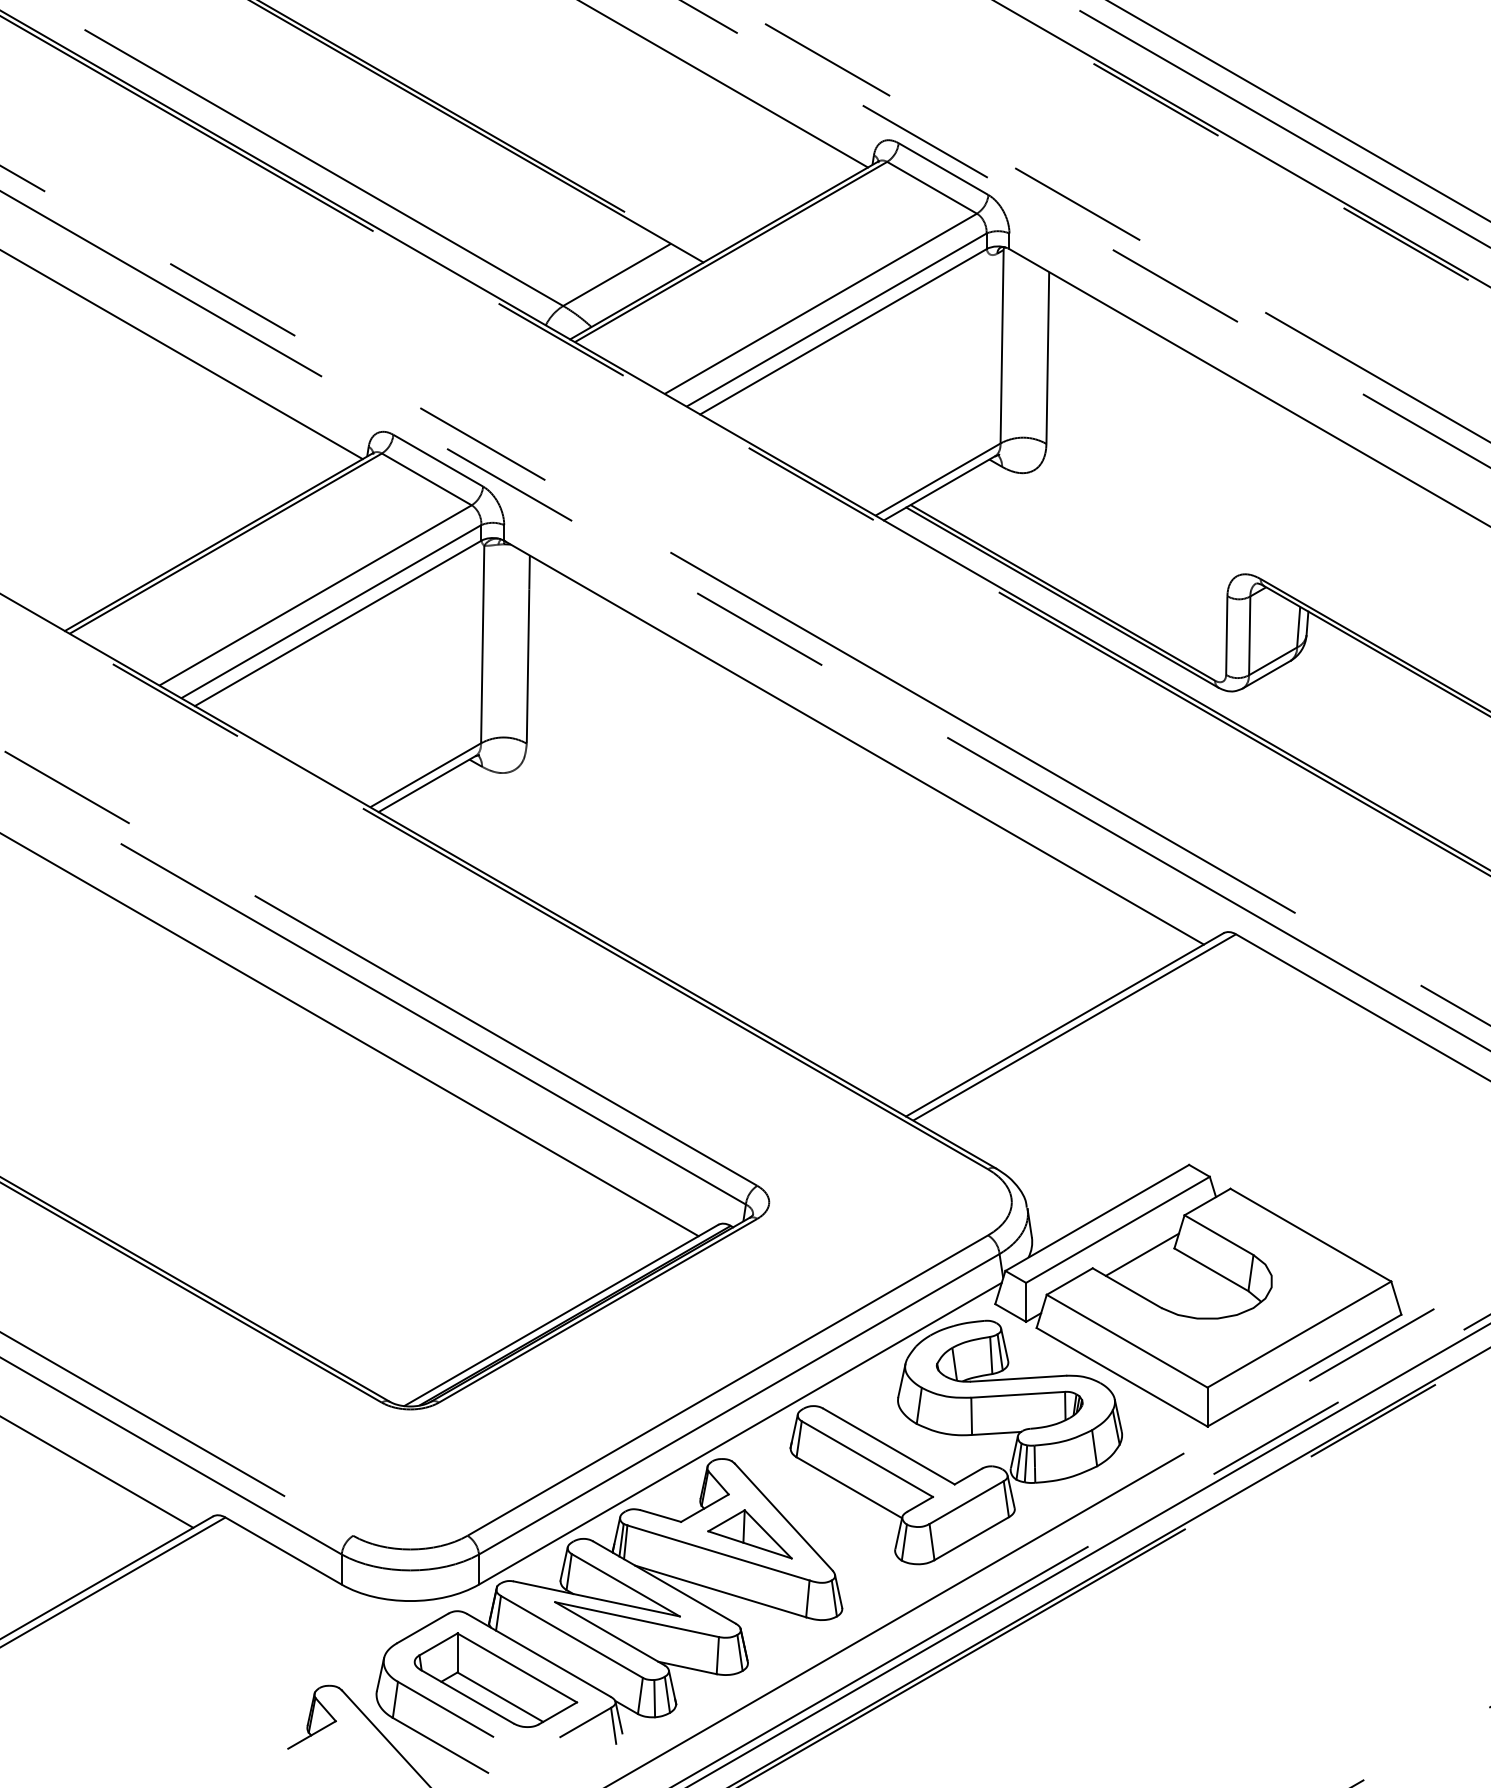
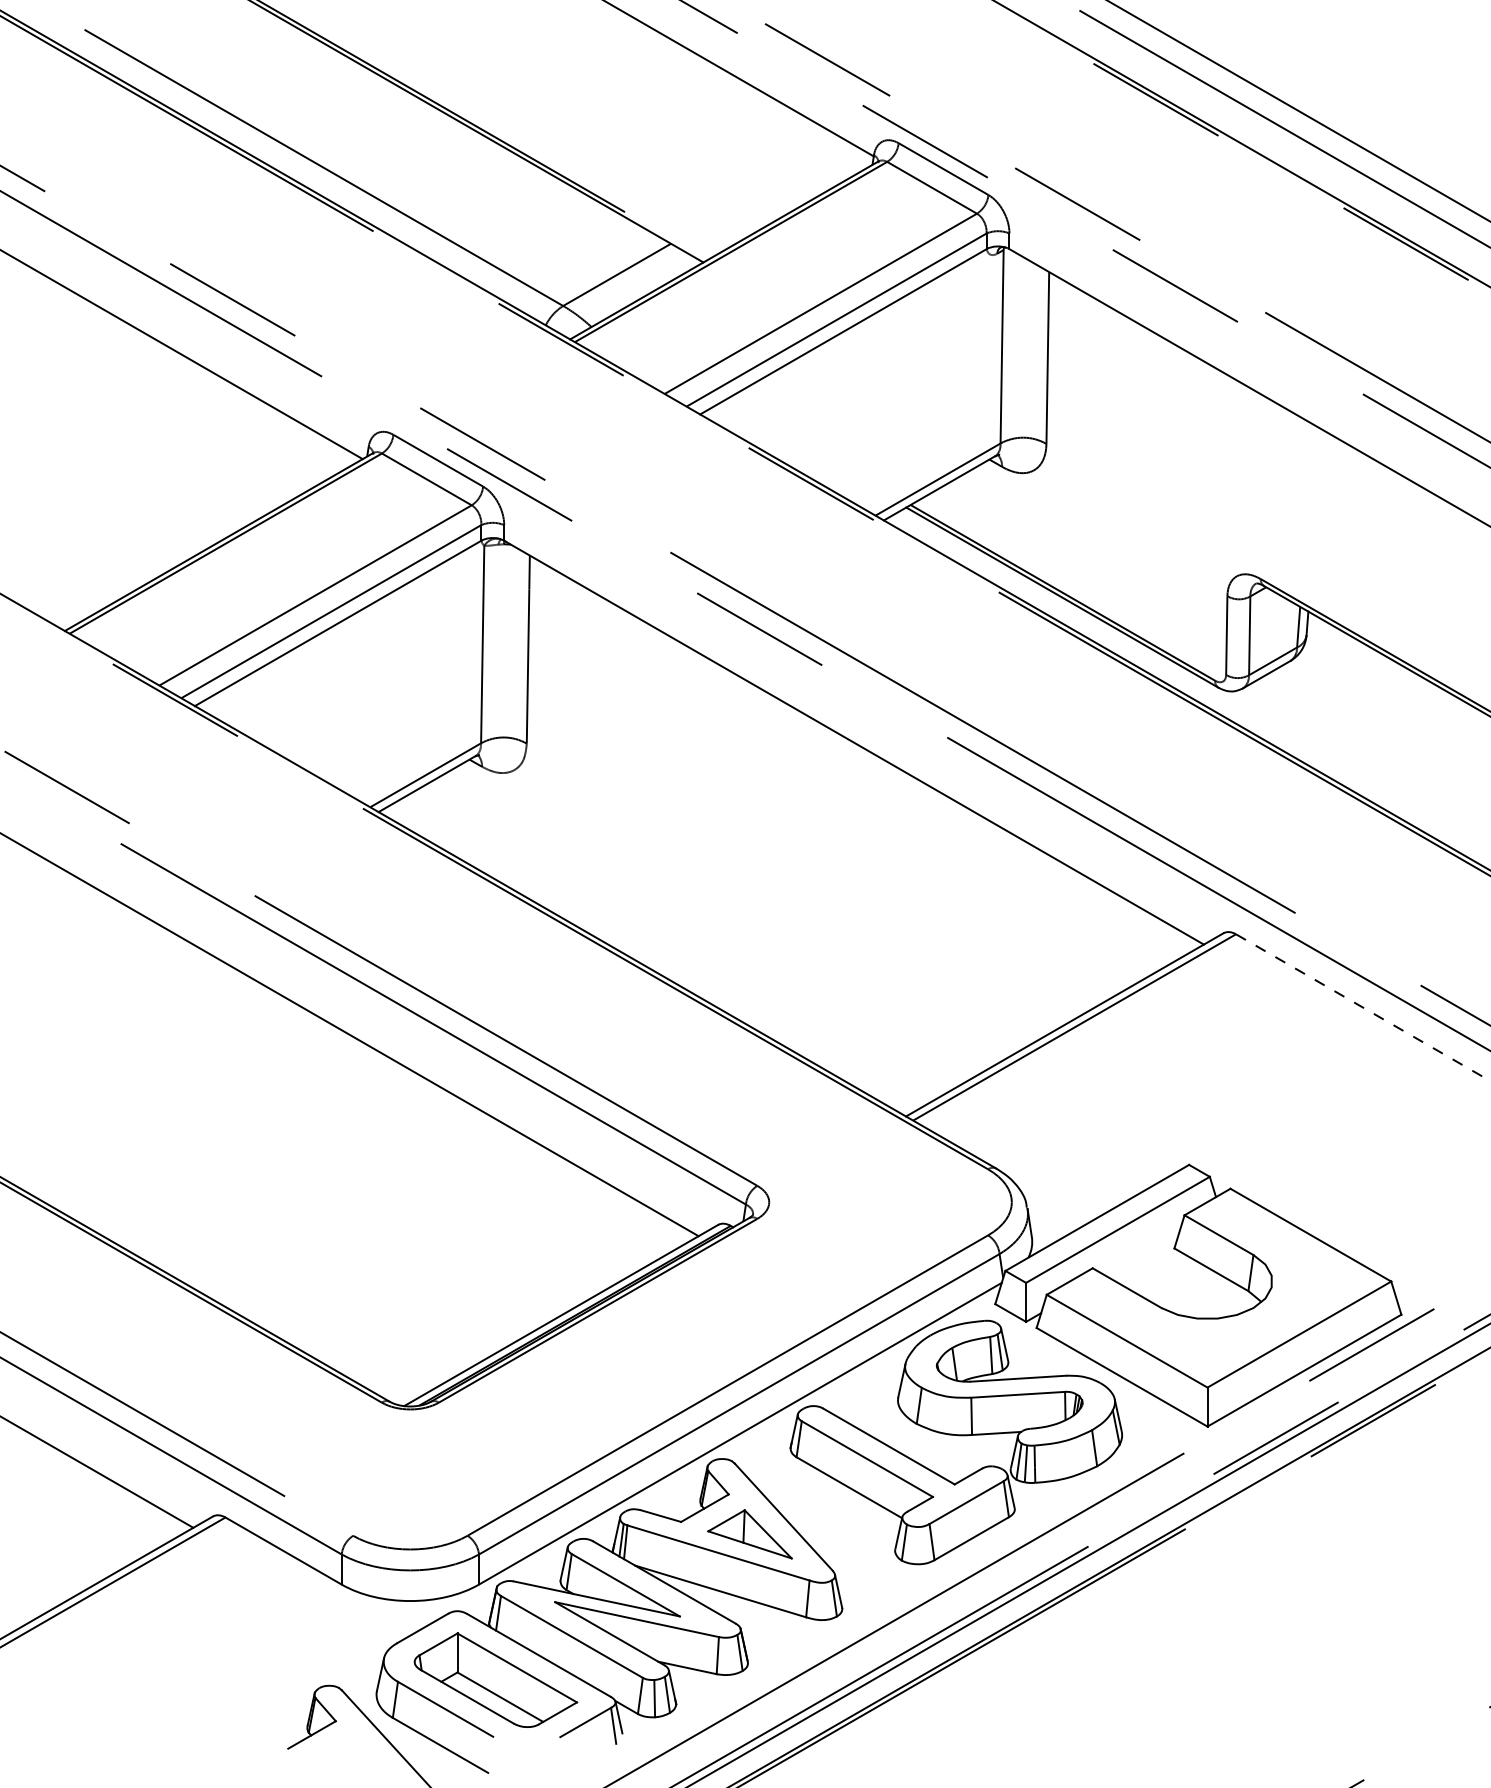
line position: (725, 84) -> (740, 79) (740, 79)
line: solid -> dashed (1363, 1007)
line: present -> none (1141, 1254)
